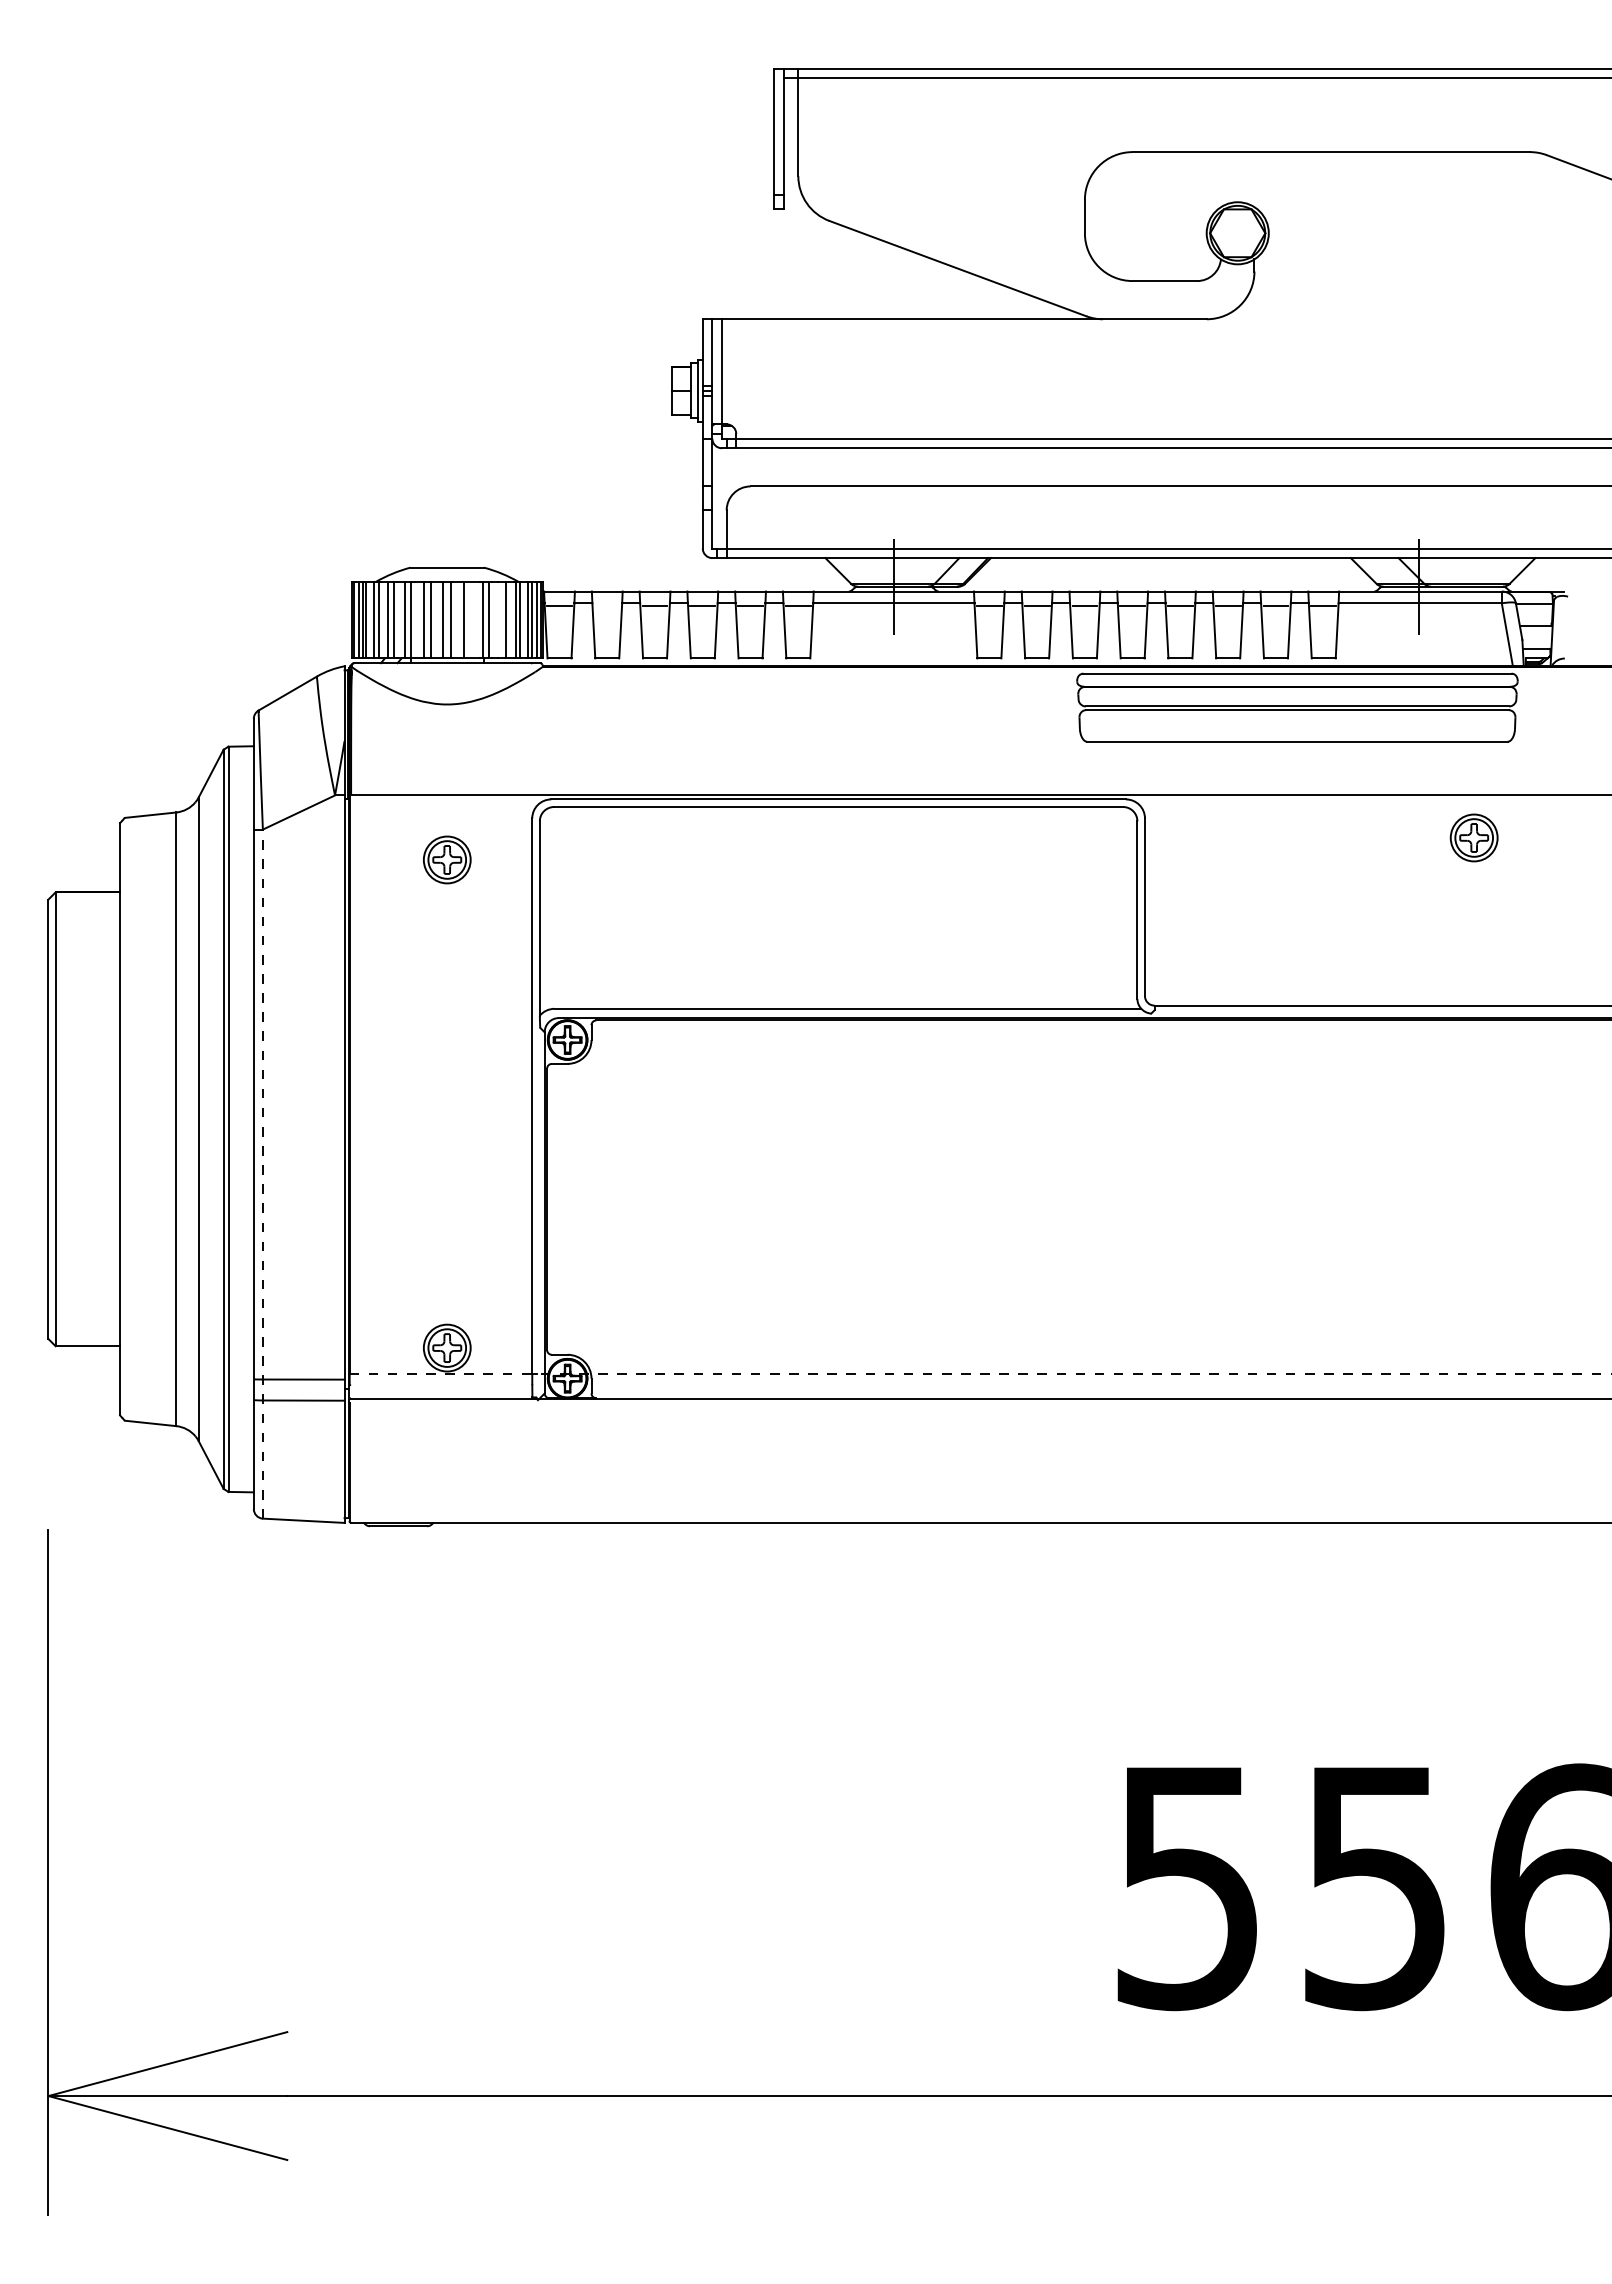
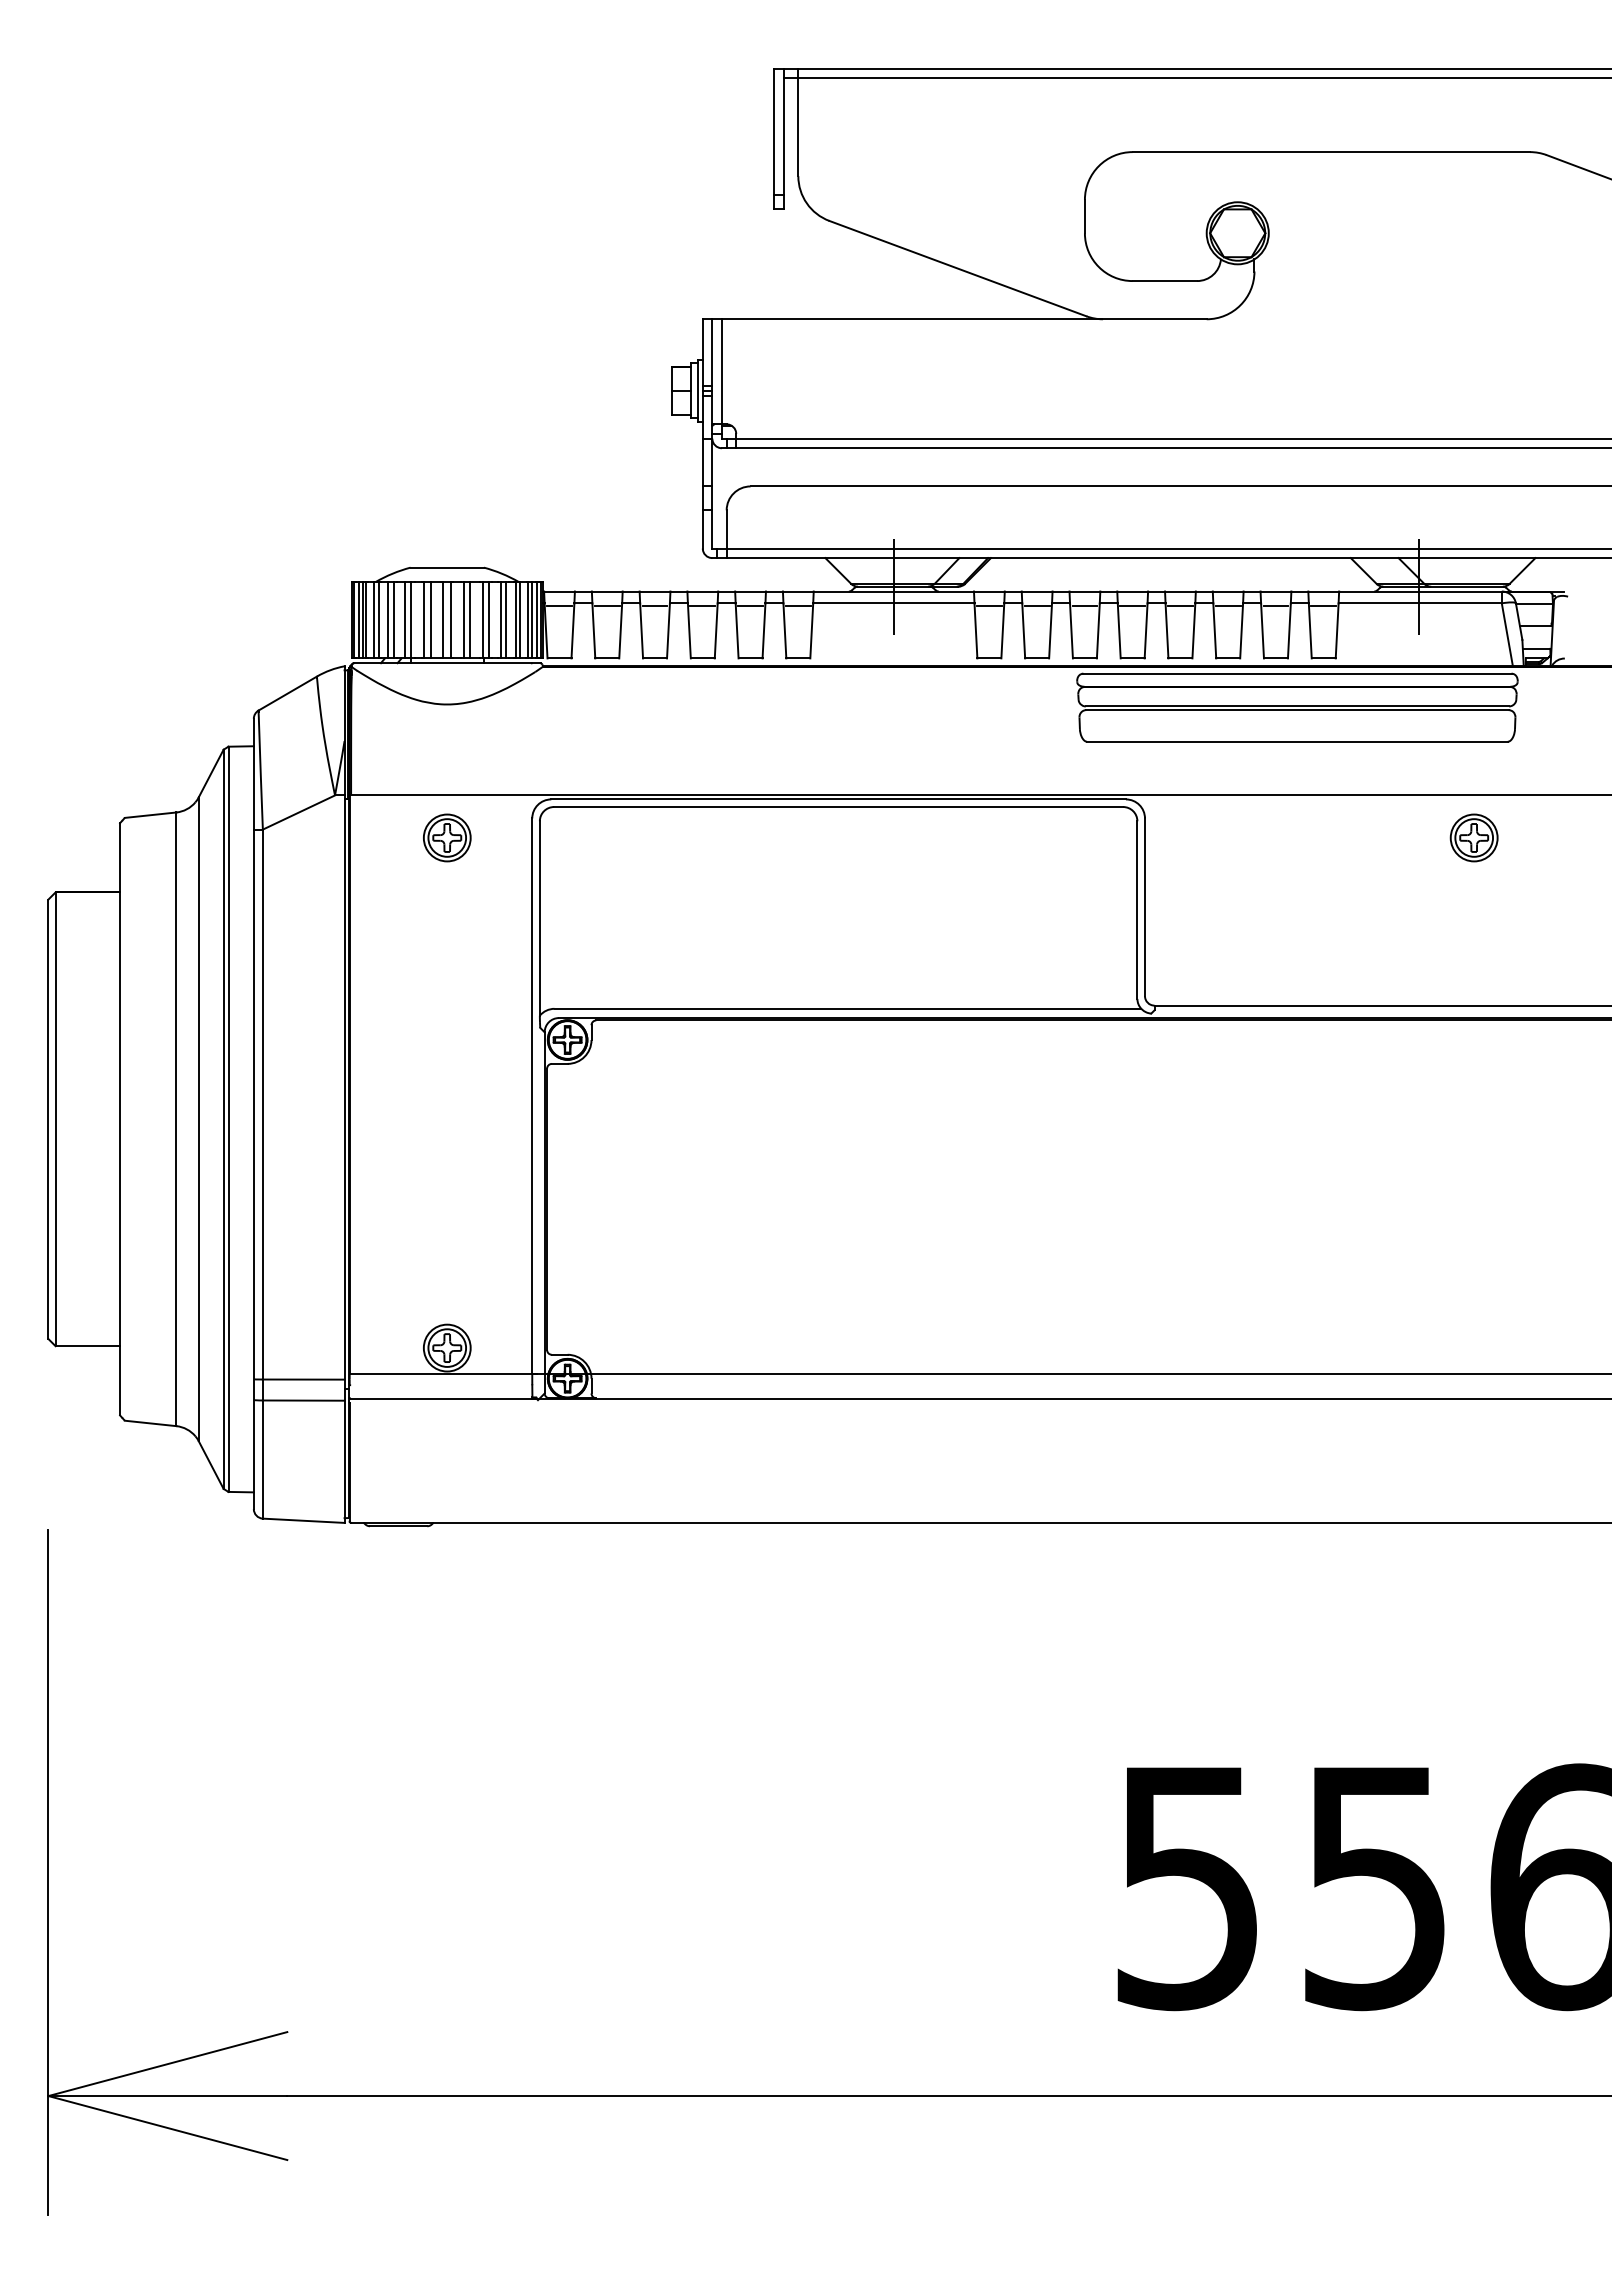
line: none -> present (606, 605)
line: none -> present (470, 619)
line: none -> present (500, 619)
part position: (447, 859) -> (447, 837) (447, 837)
line: dashed -> solid (262, 1174)
line: dashed -> solid (980, 1374)
